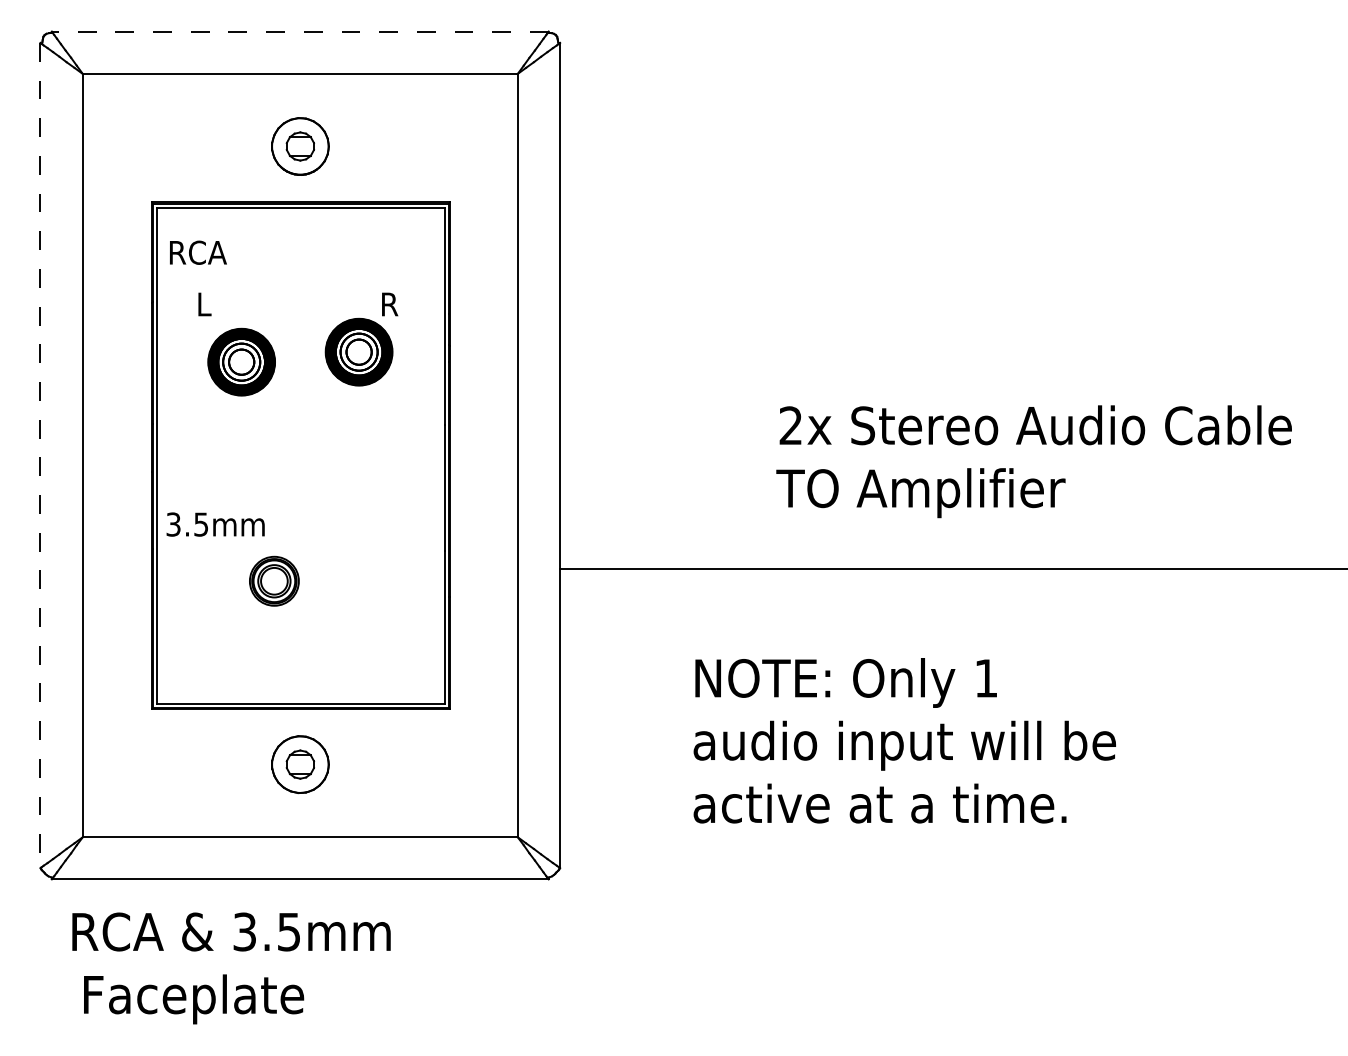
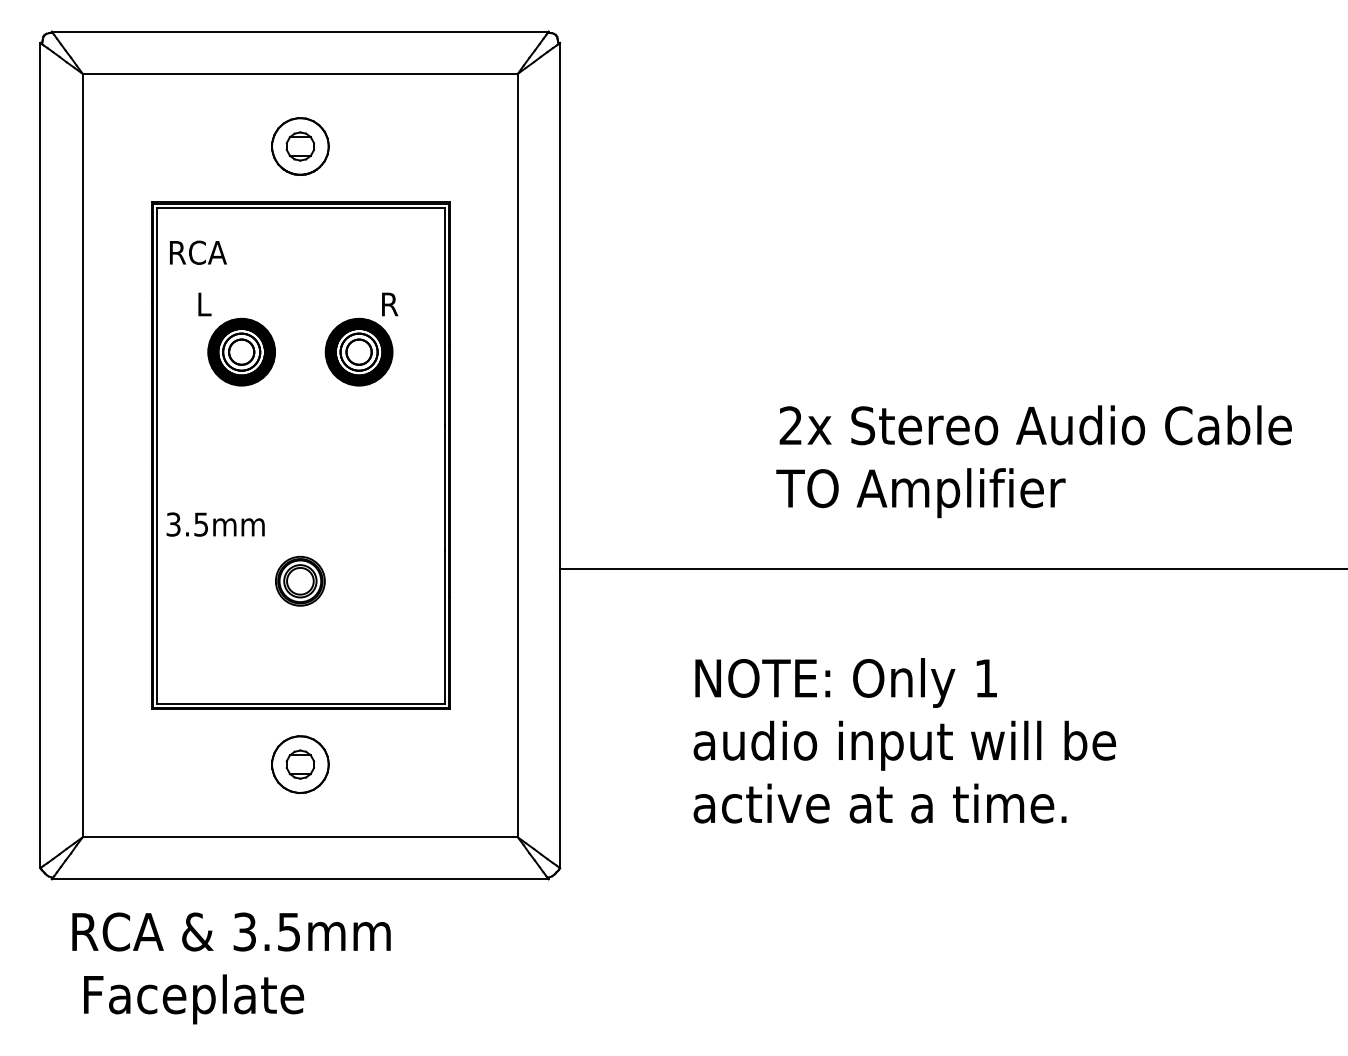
line: dashed -> solid (299, 31)
part position: (241, 361) -> (241, 351) (241, 351)
line: dashed -> solid (40, 455)
part position: (274, 580) -> (300, 580) (300, 580)
